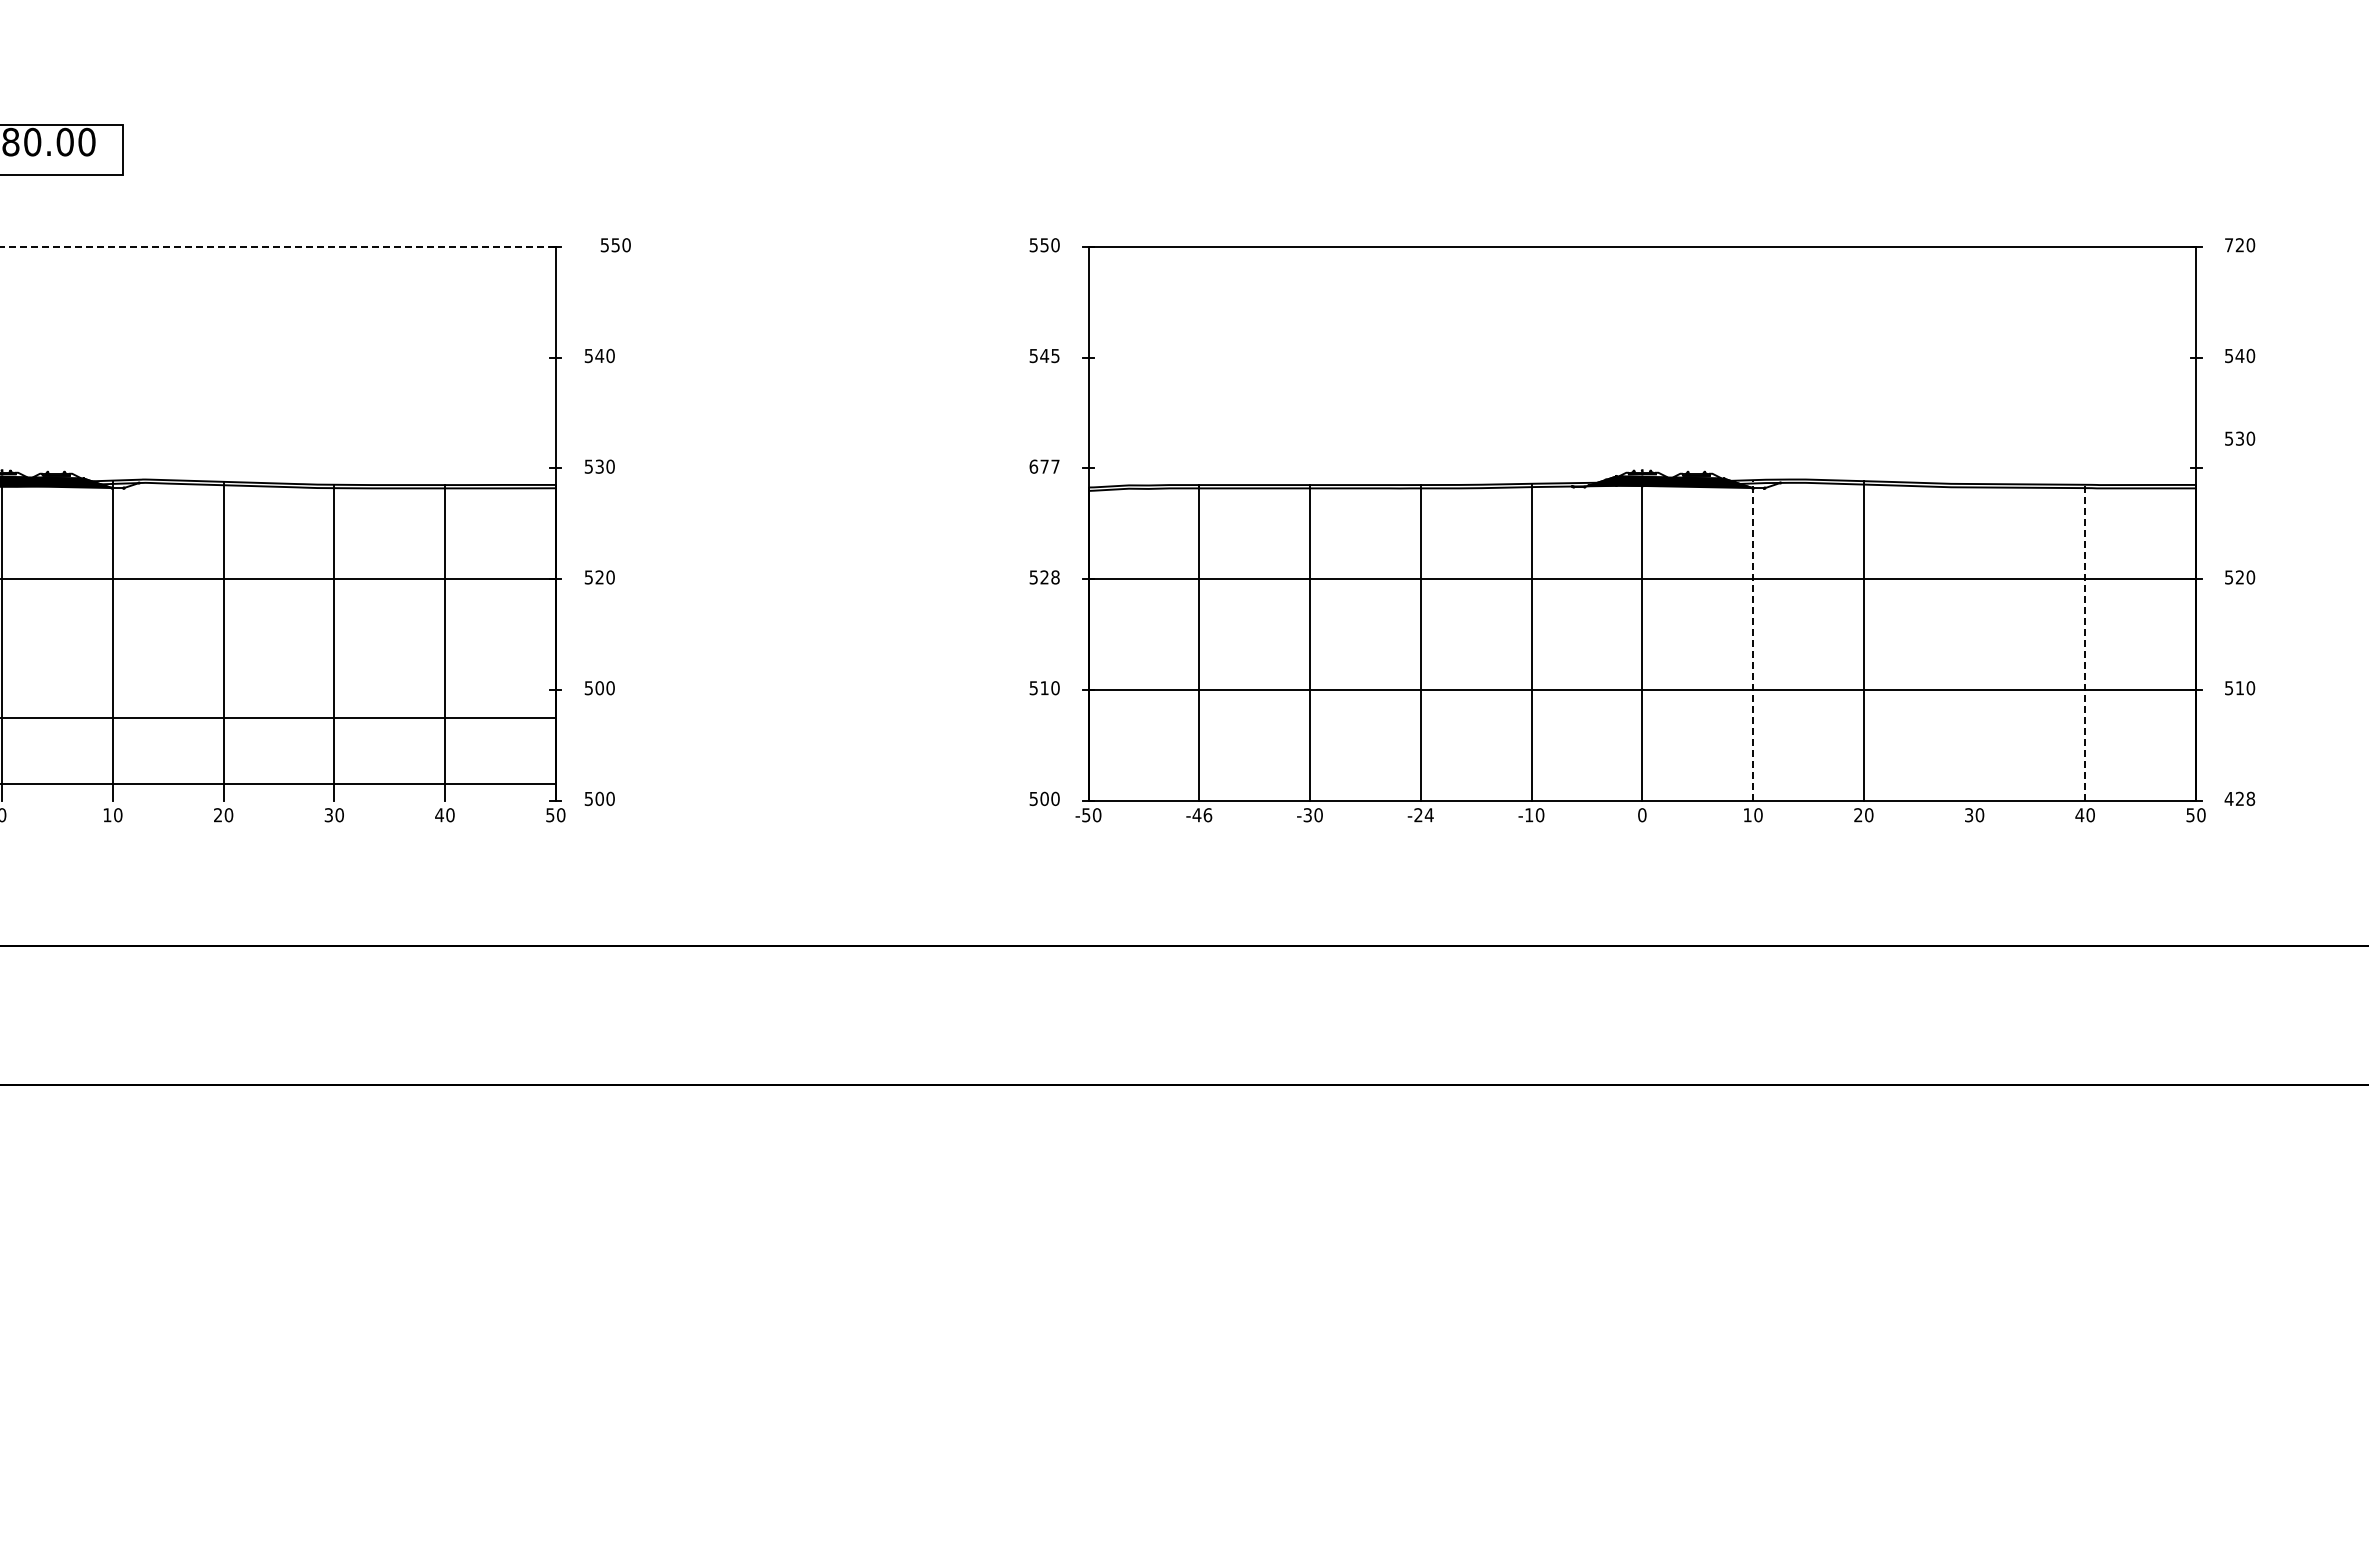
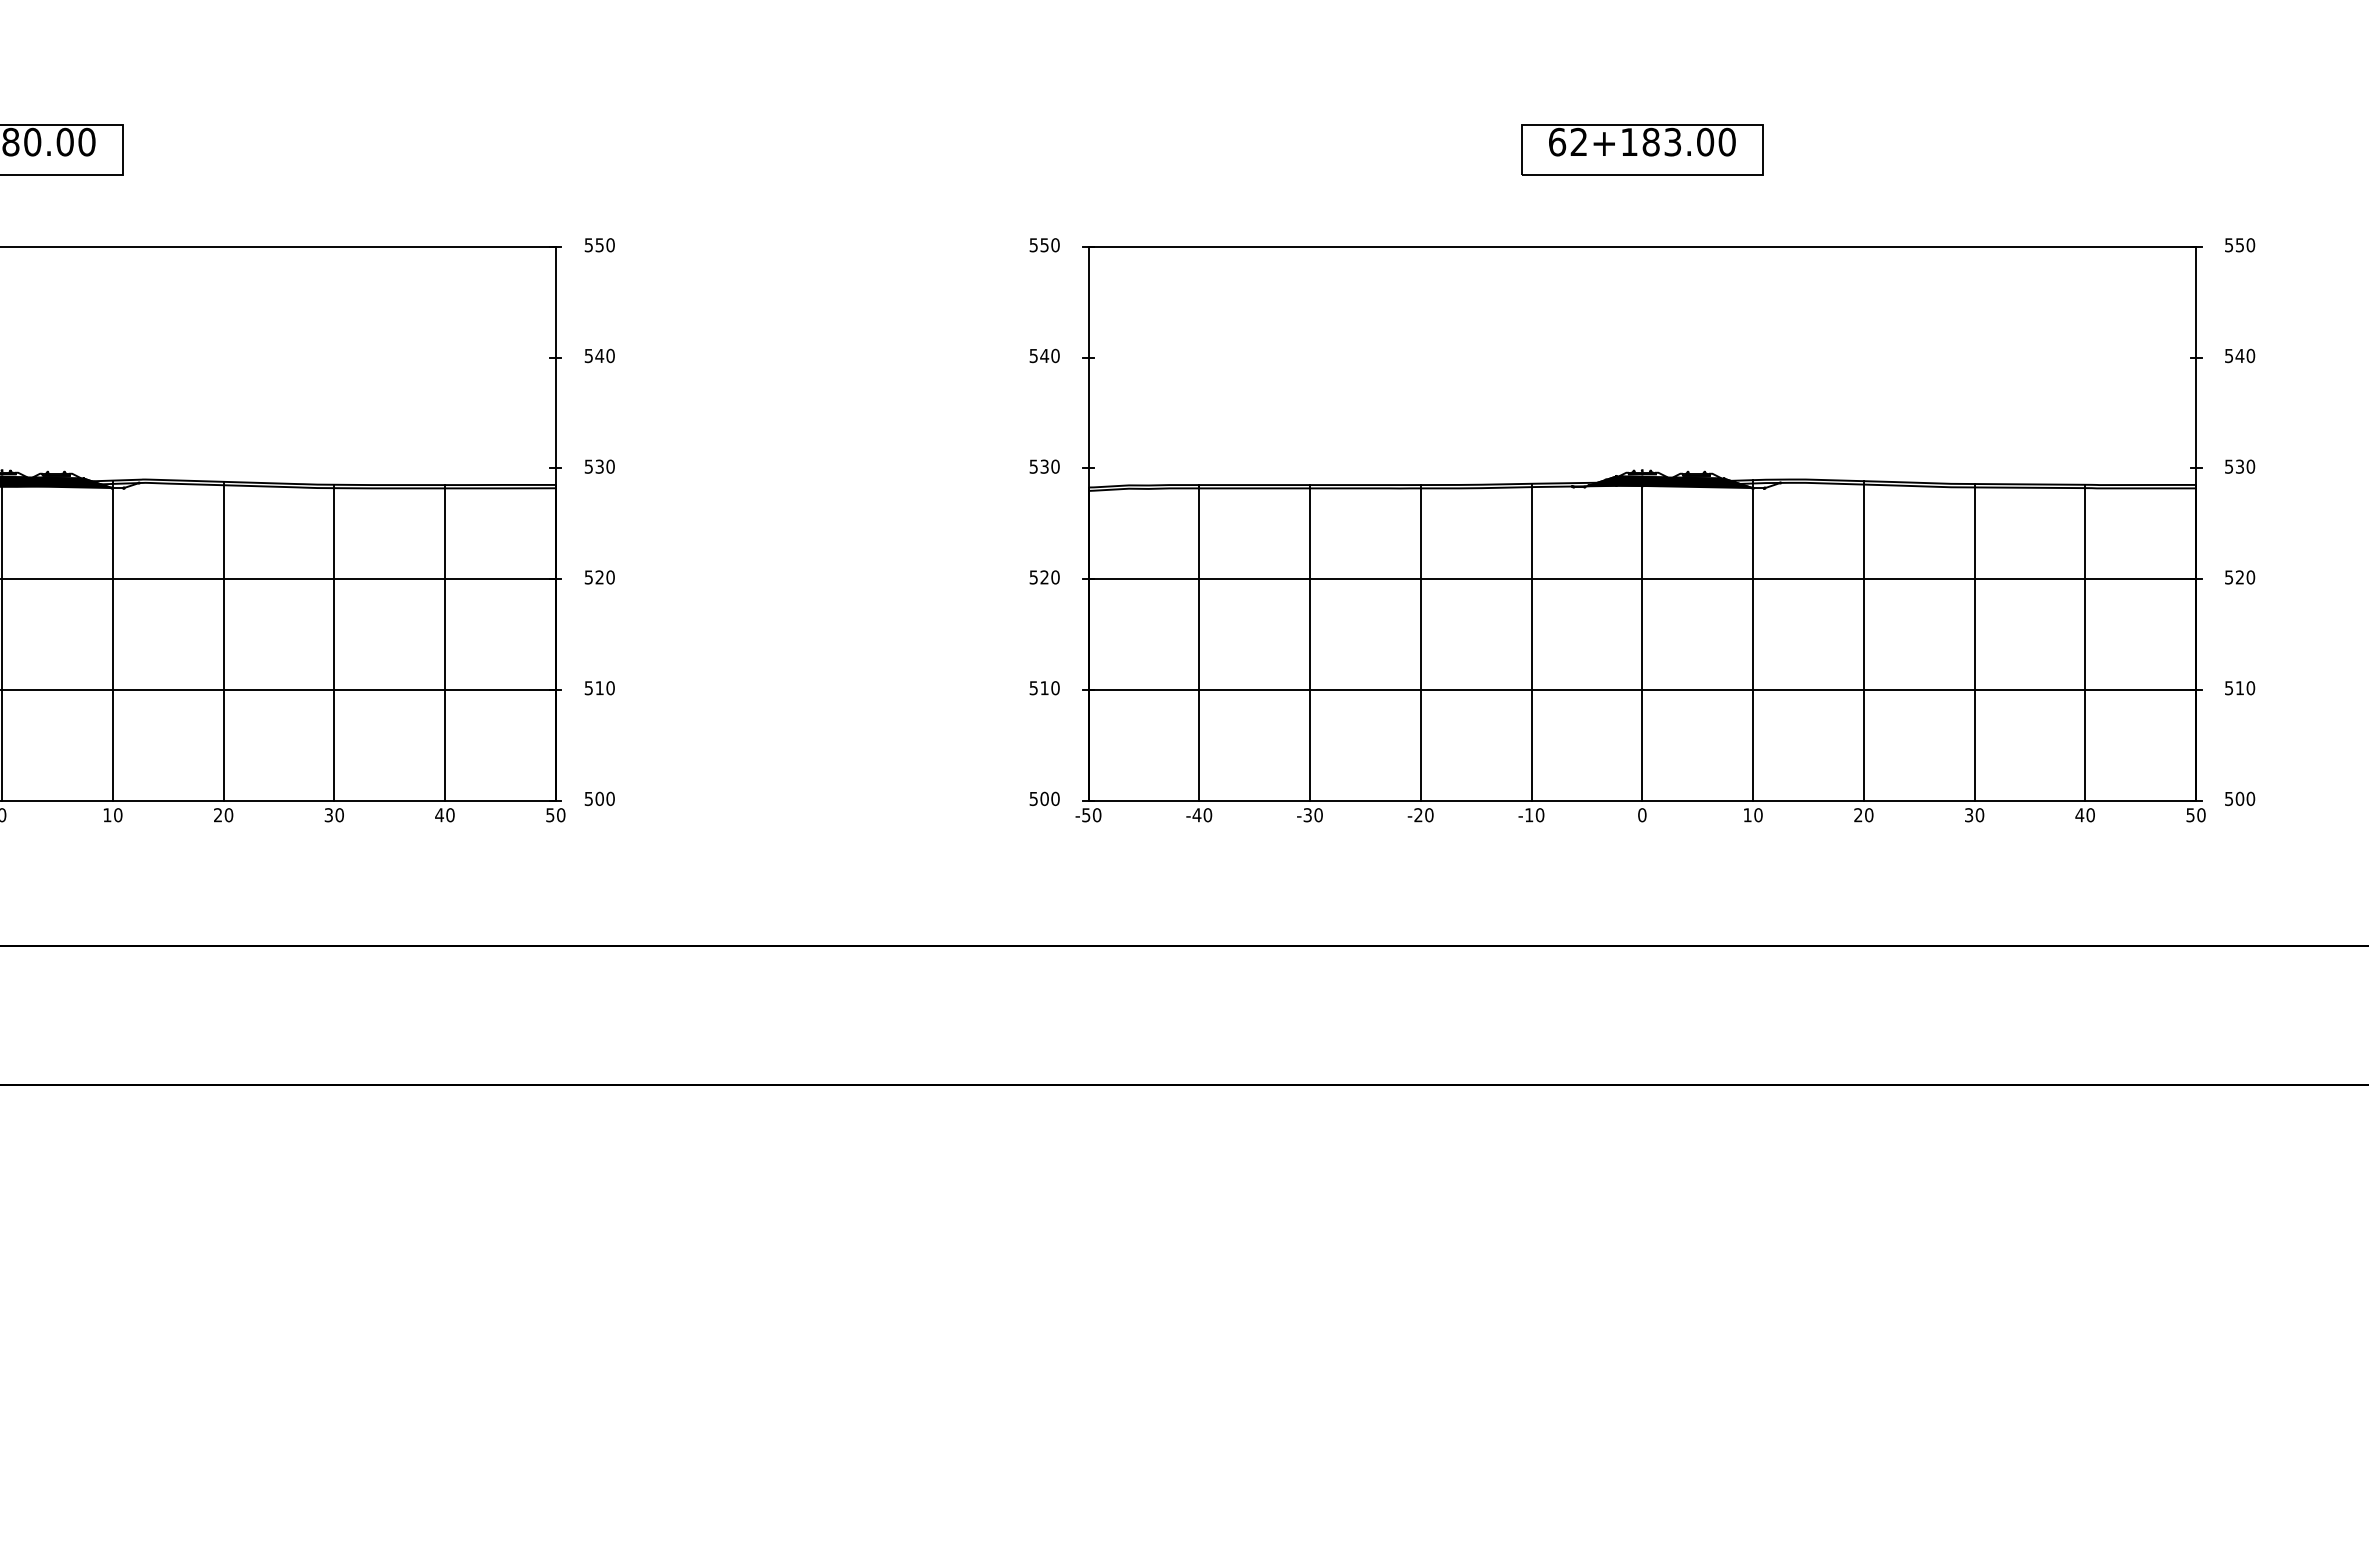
part: none -> present (1642, 149)
text position: (615, 245) -> (599, 245) (599, 245)
text: 720 -> 550 (2234, 245)
line: dashed -> solid (277, 246)
text: 545 -> 540 (1055, 355)
text position: (2240, 438) -> (2240, 466) (2240, 466)
text: 677 -> 530 (1044, 466)
text: 528 -> 520 (1055, 577)
line: dashed -> solid (1753, 639)
line: none -> present (1974, 642)
line: dashed -> solid (2085, 642)
text: 500 -> 510 (599, 688)
line position: (278, 717) -> (278, 689) (278, 689)
line position: (278, 783) -> (278, 800) (278, 800)
text: 428 -> 500 (2239, 798)
text: -46 -> -40 (1207, 814)
text: -24 -> -20 (1428, 815)
